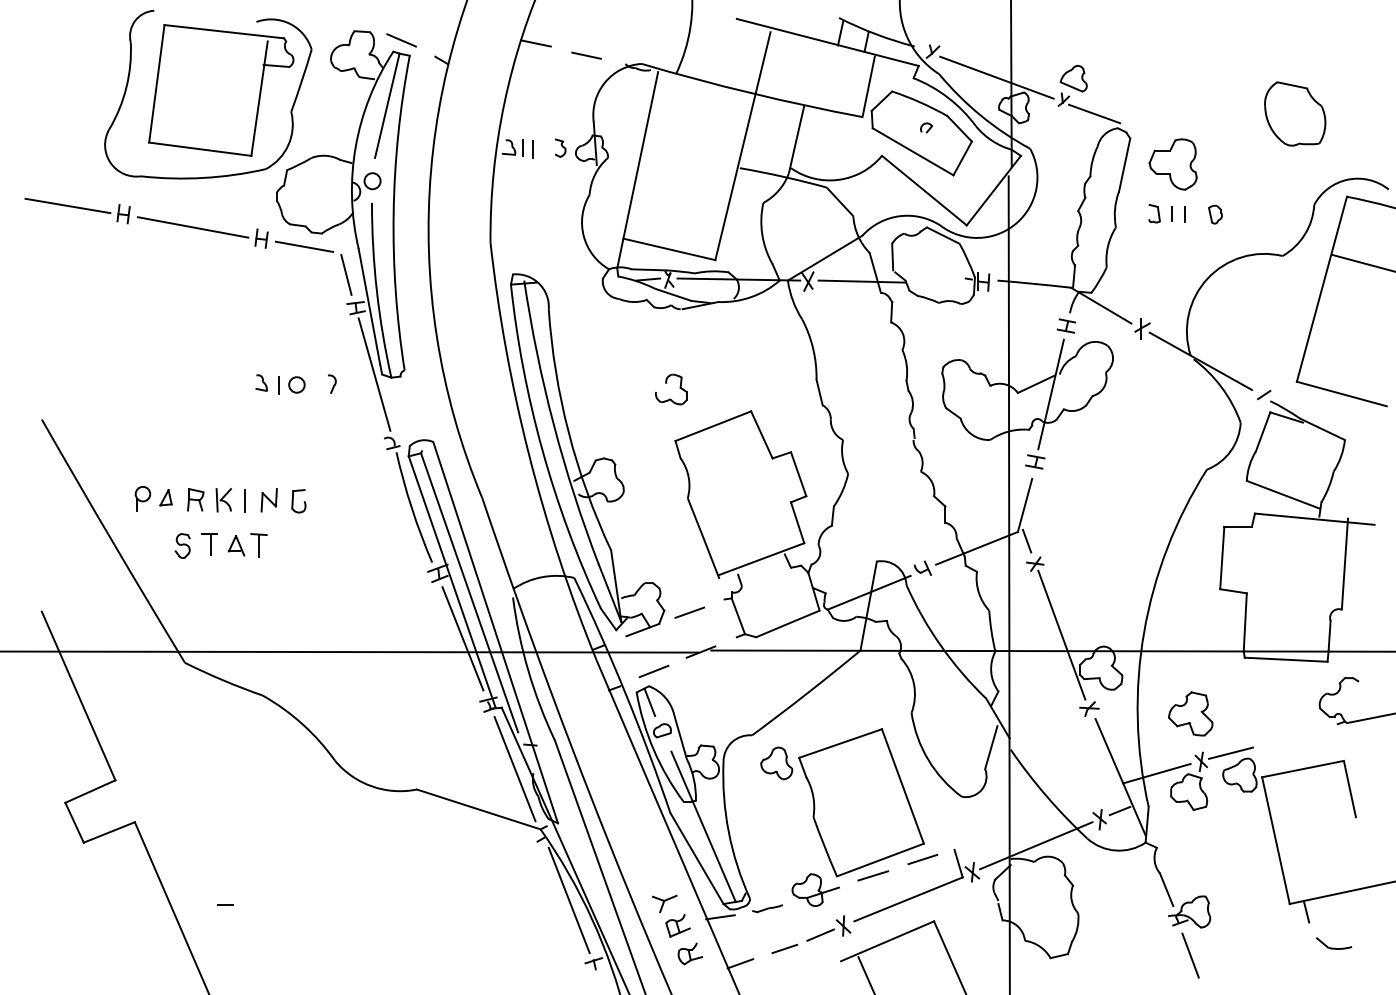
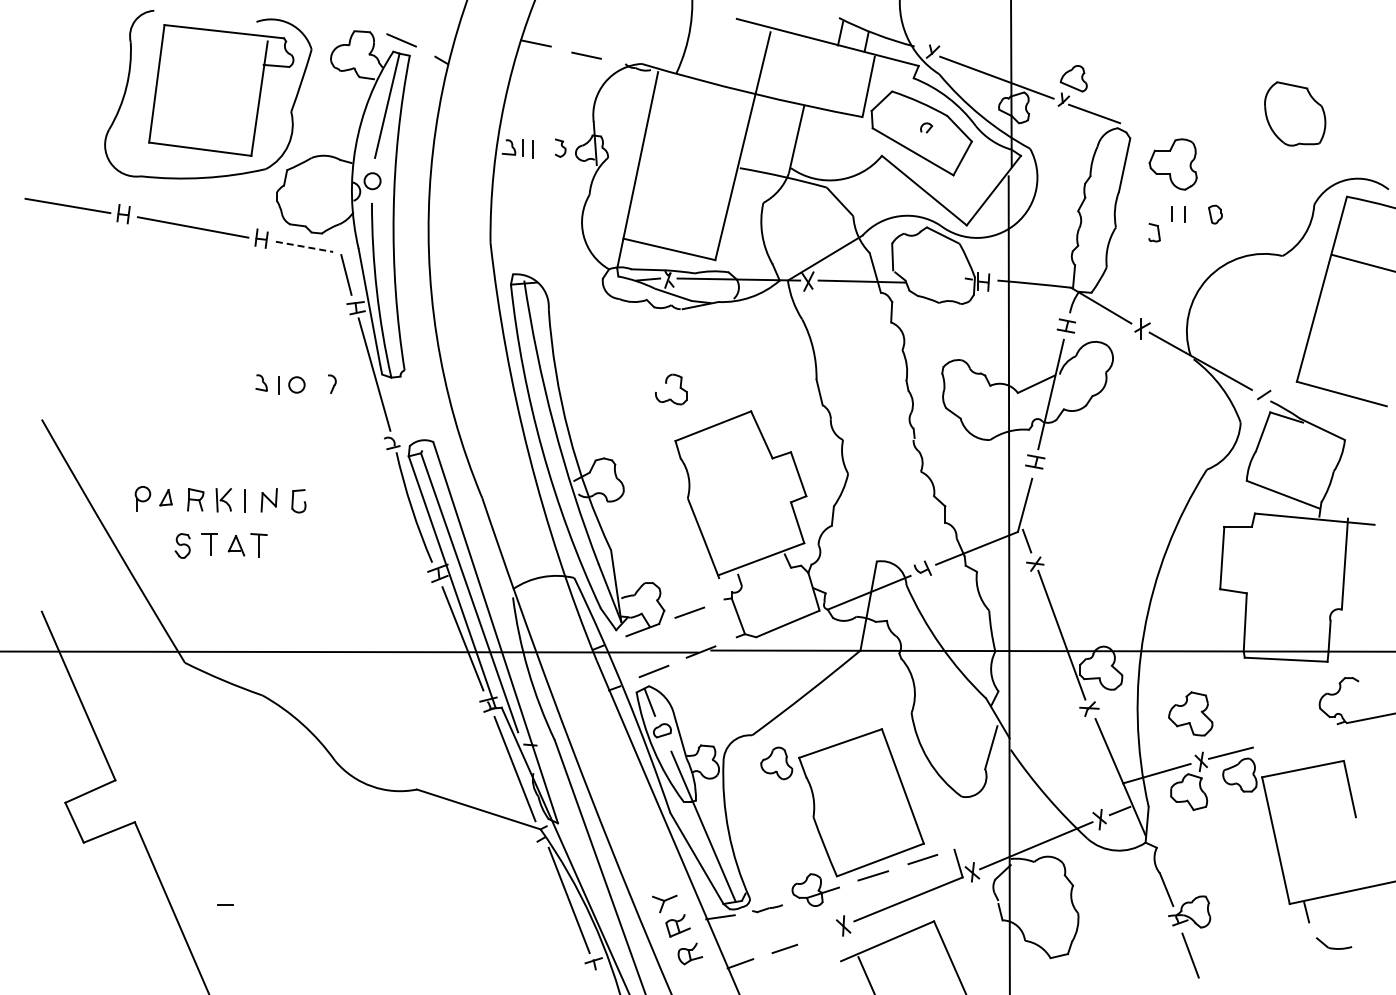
part position: (1154, 213) -> (1154, 232) (1154, 232)
line: solid -> dashed (305, 246)
line: present -> none (820, 934)
